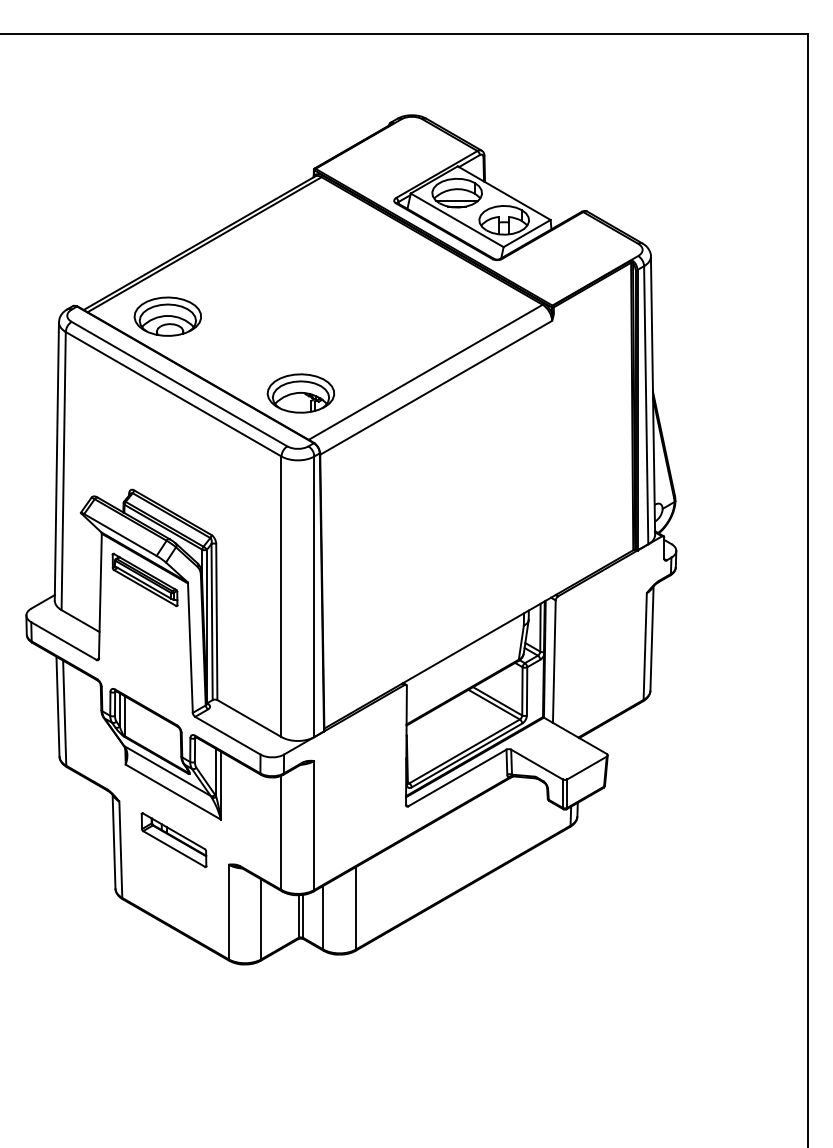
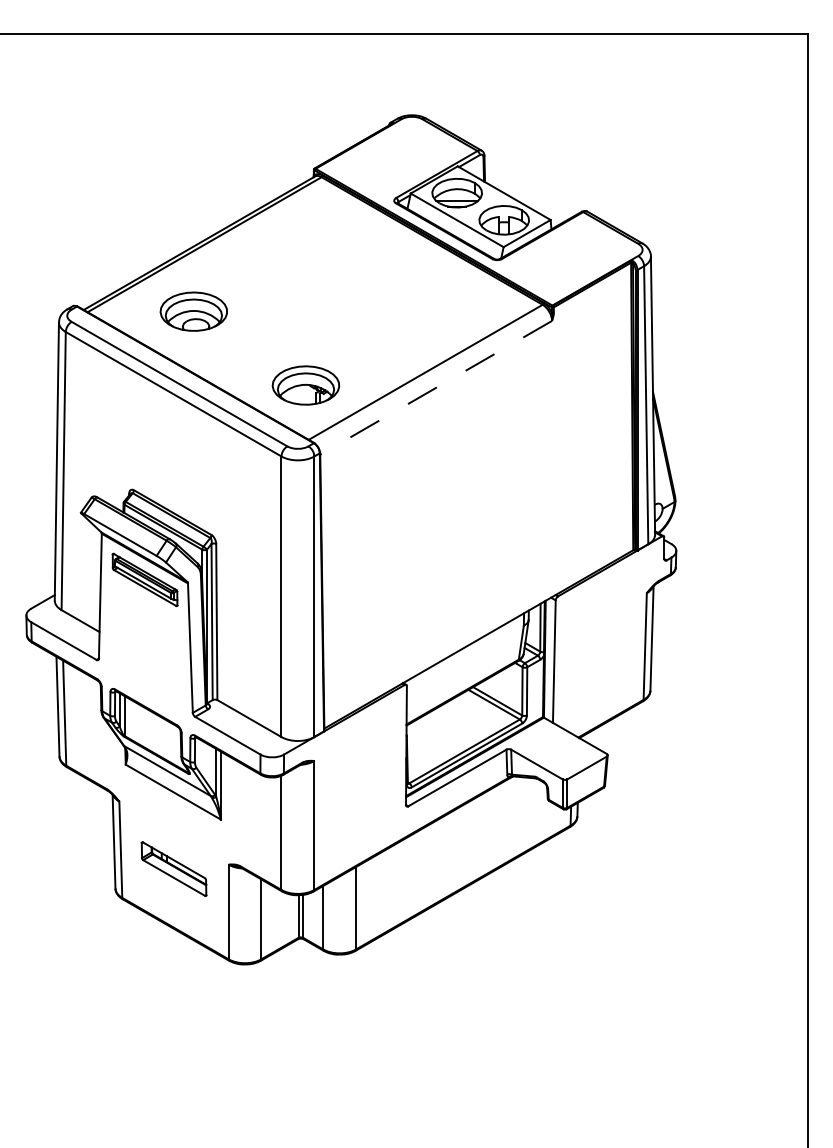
part position: (167, 316) -> (193, 311) (193, 311)
line: solid -> dashed (436, 387)
part position: (300, 393) -> (305, 385) (305, 385)
part position: (173, 839) -> (173, 868) (173, 868)
